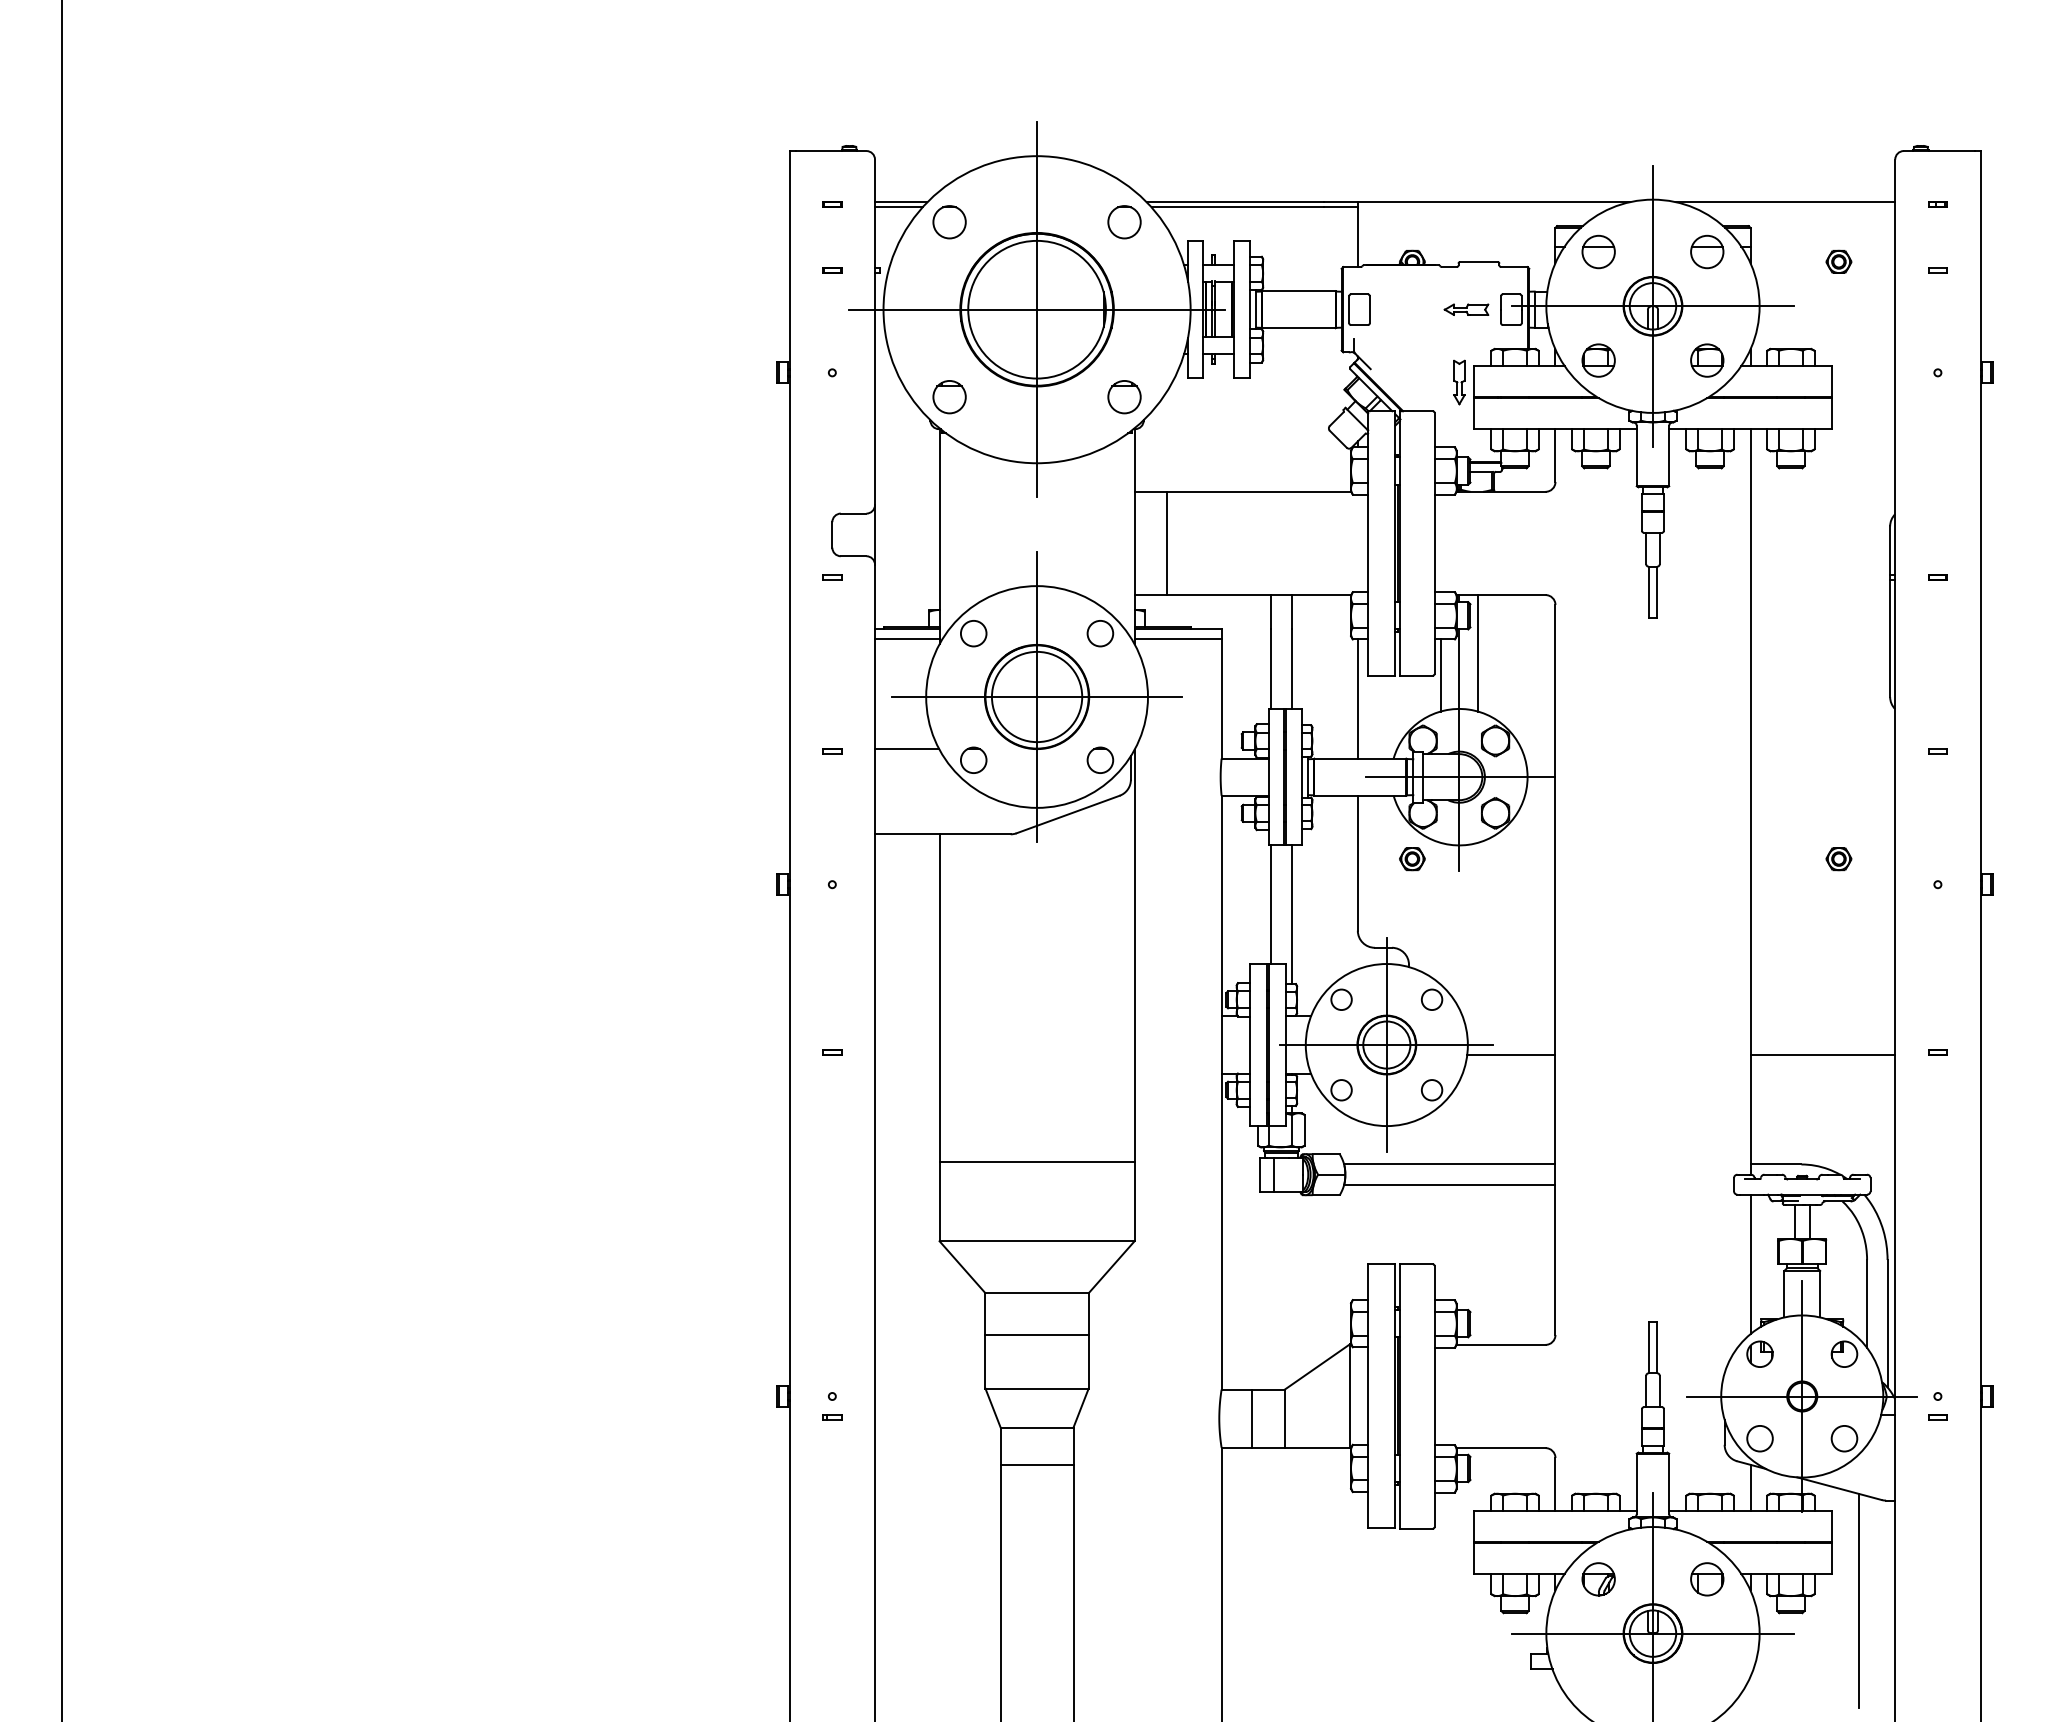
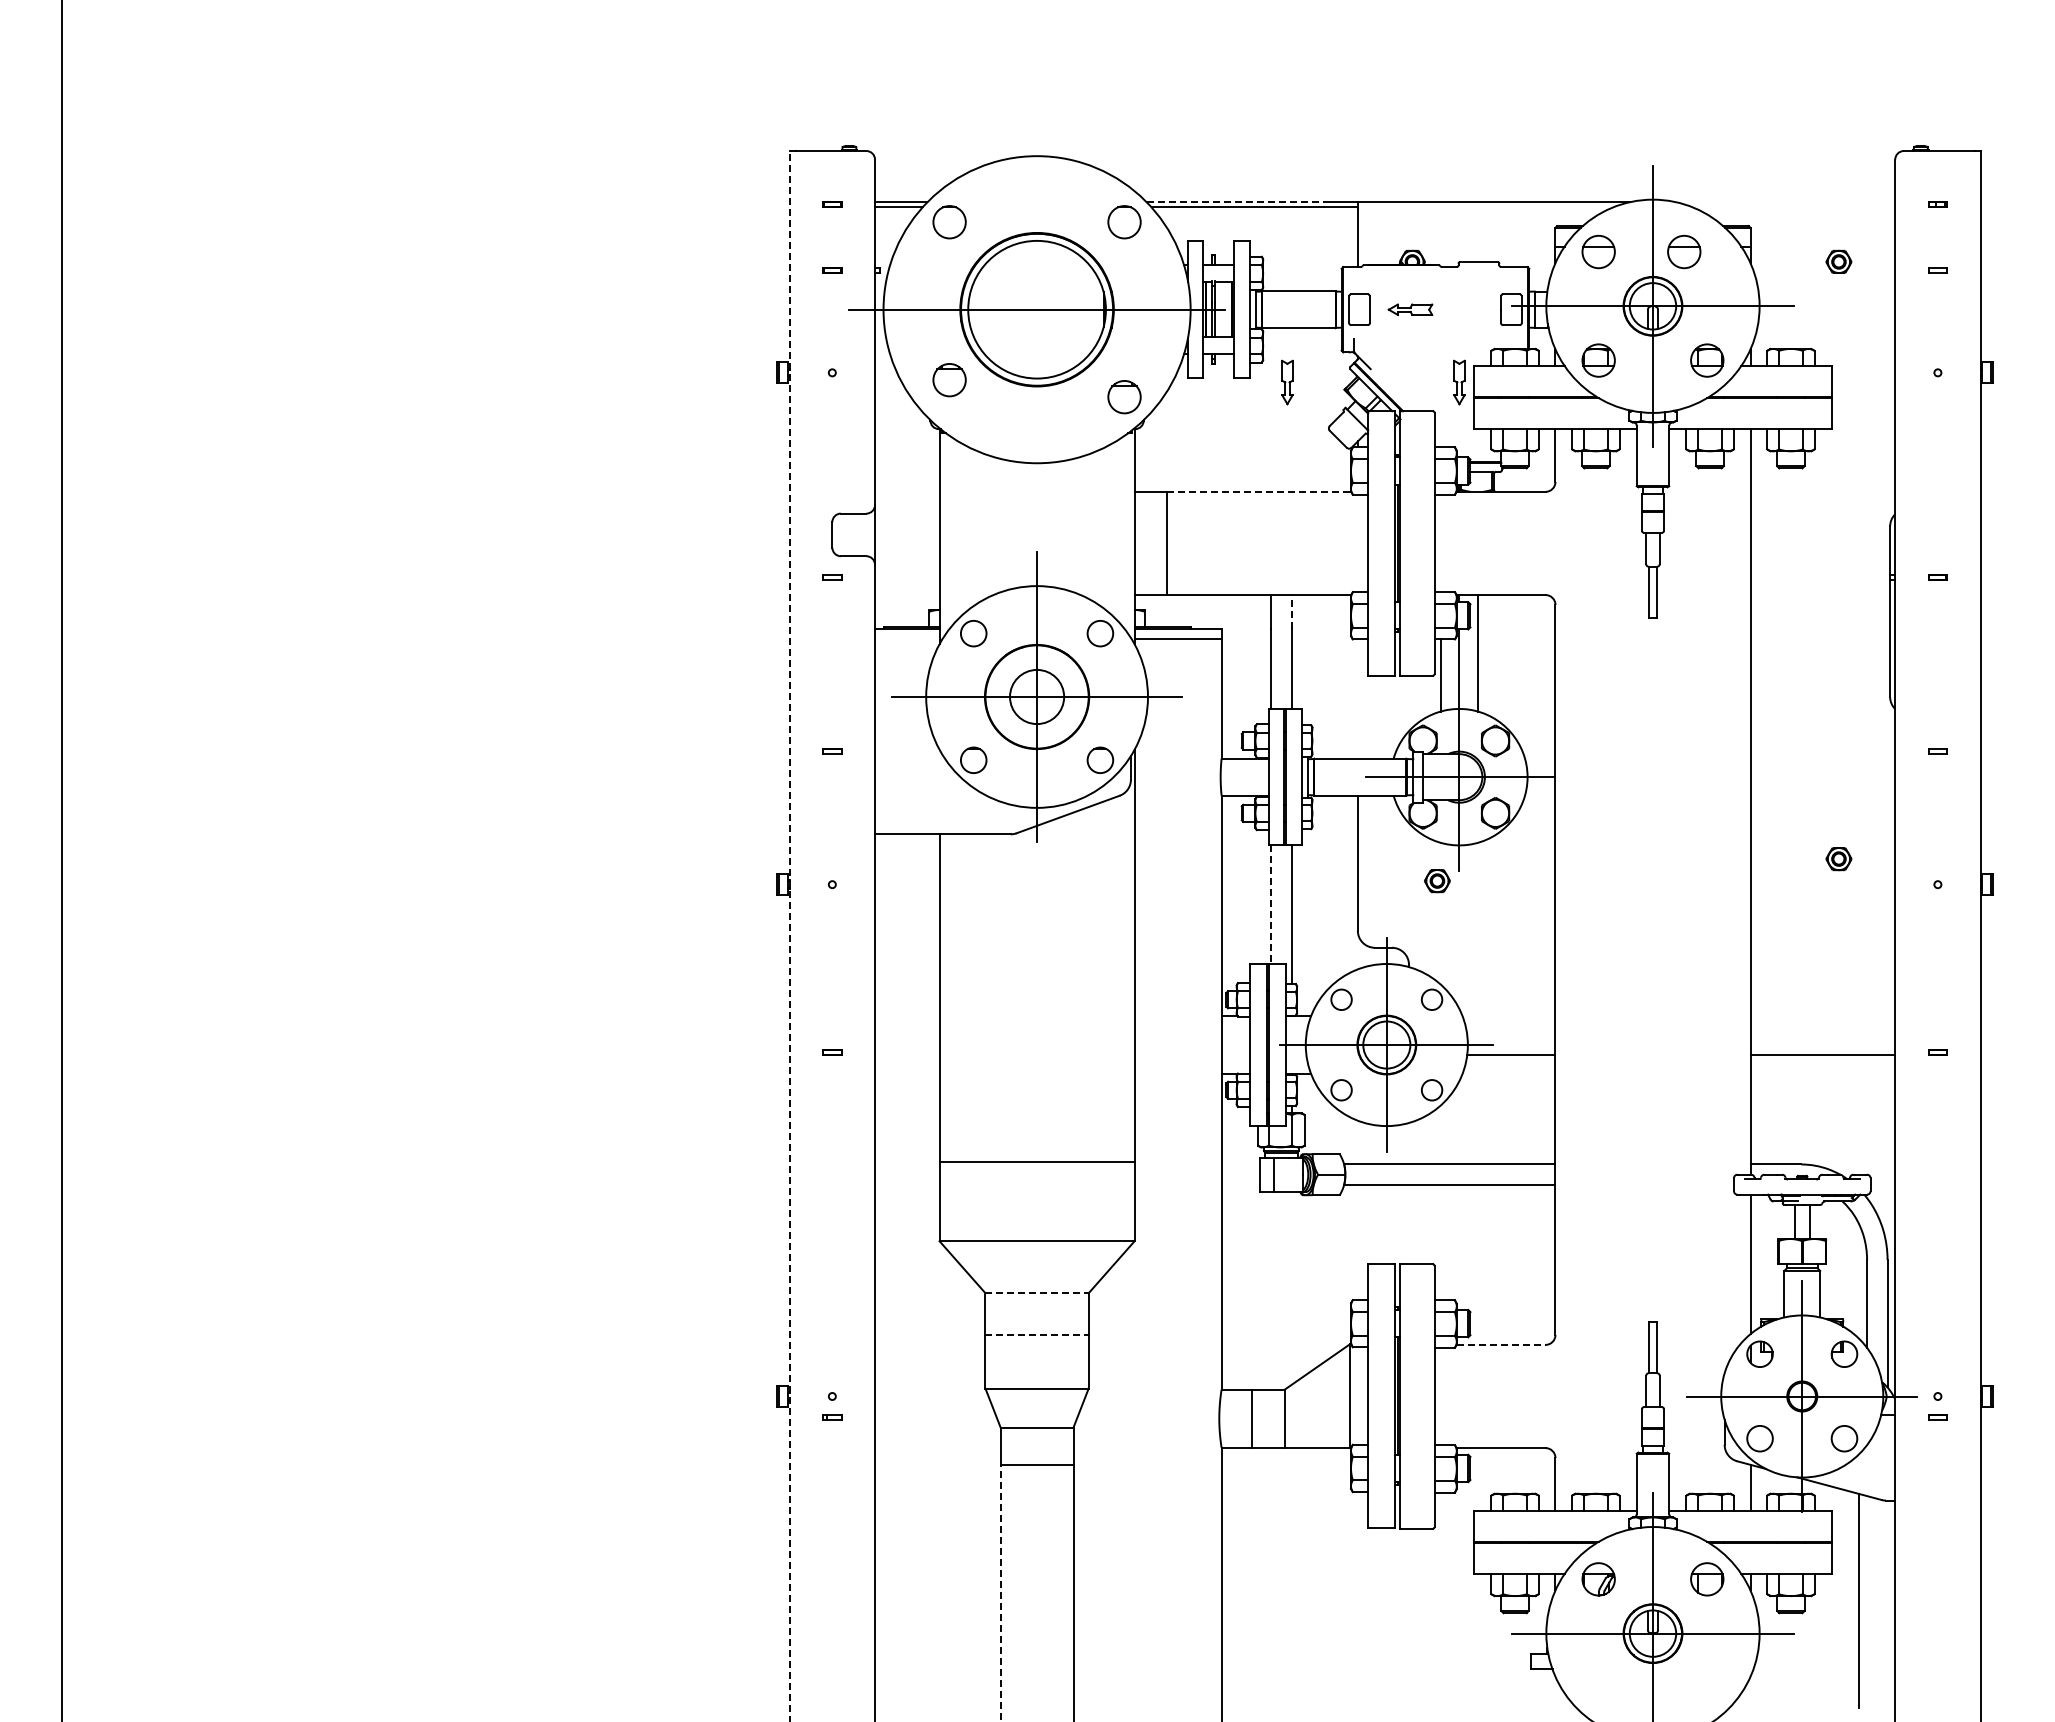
line: solid -> dashed (1235, 202)
line: present -> none (1785, 202)
part position: (1707, 251) -> (1684, 251) (1684, 251)
line: present -> none (1037, 309)
part position: (1466, 309) -> (1410, 309) (1410, 309)
part: none -> present (1287, 382)
part position: (949, 397) -> (949, 380) (949, 380)
line: solid -> dashed (1259, 491)
line: solid -> dashed (1291, 611)
line: present -> none (907, 639)
circle diameter: 90 px -> 54 px (1037, 696)
line: present -> none (1357, 698)
line: present -> none (907, 749)
part position: (1412, 859) -> (1437, 881) (1437, 881)
line: solid -> dashed (1271, 905)
line: solid -> dashed (789, 936)
line: solid -> dashed (1037, 1293)
line: solid -> dashed (1037, 1335)
line: solid -> dashed (1501, 1344)
line: solid -> dashed (1000, 1593)
